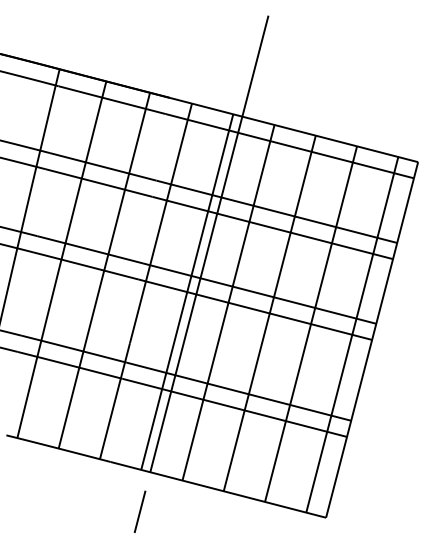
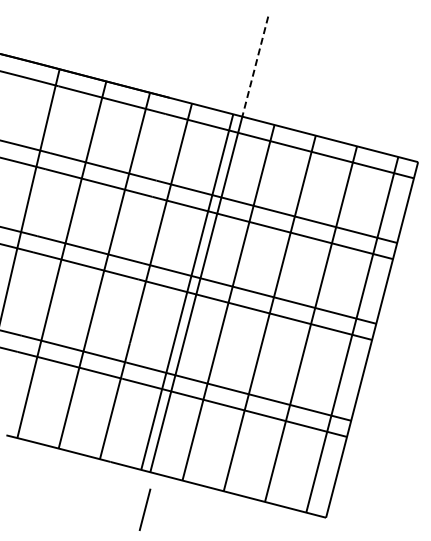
line: solid -> dashed (255, 66)
line position: (139, 511) -> (144, 509) (144, 509)
